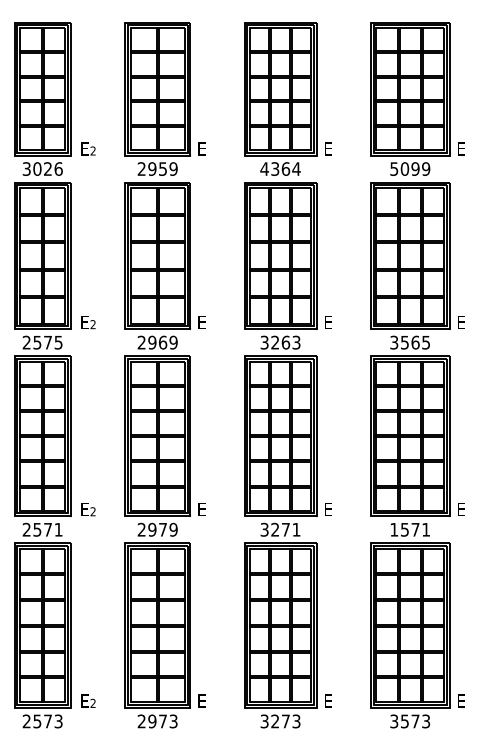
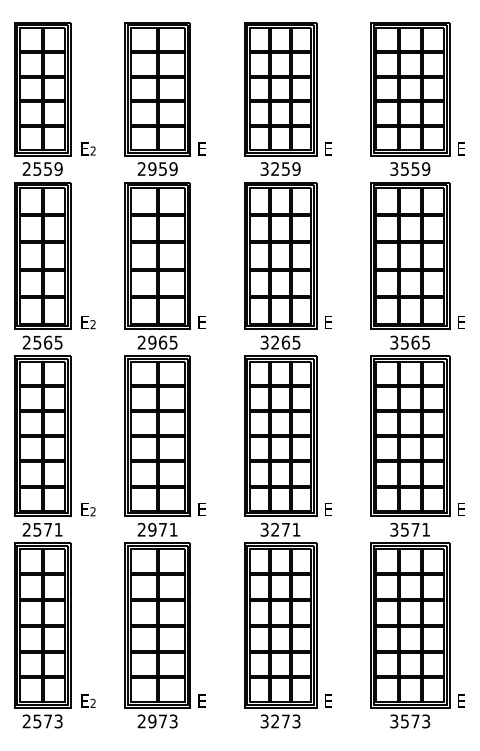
text: 3026 -> 2559 (42, 168)
text: 4364 -> 3259 (280, 168)
text: 5099 -> 3559 (404, 168)
text: 3263 -> 3265 (296, 341)
text: 2575 -> 2565 (48, 342)
text: 2969 -> 2965 (173, 342)
text: 2979 -> 2971 (173, 529)
text: 1571 -> 3571 (394, 529)
